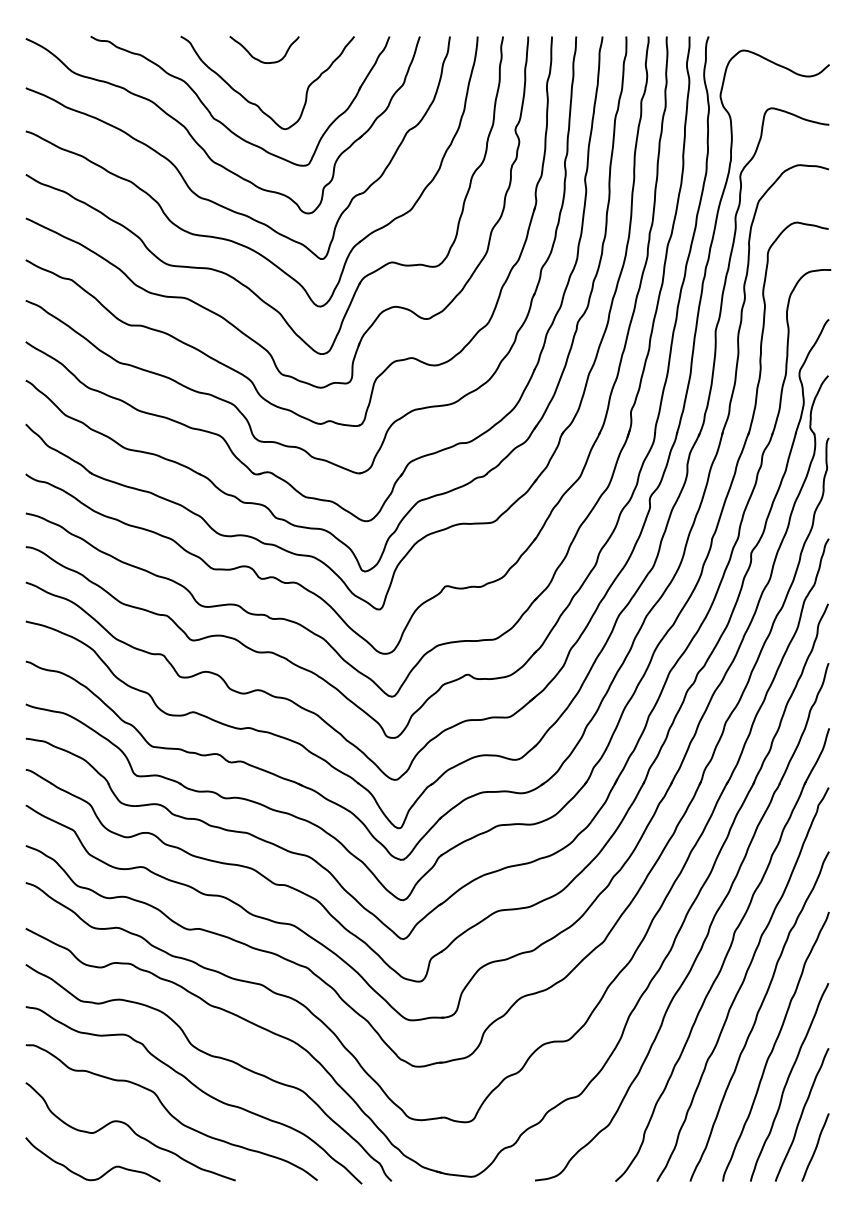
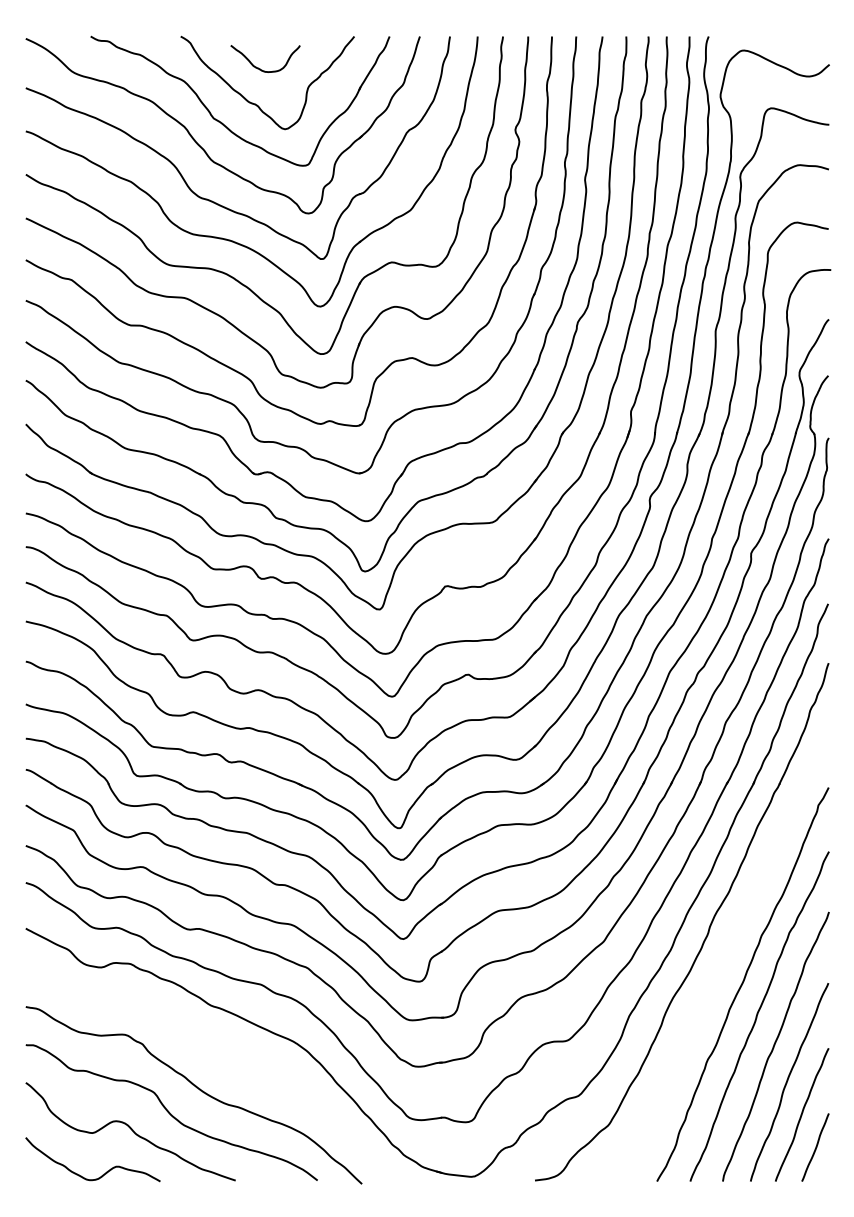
curve position: (259, 59) -> (260, 68) (260, 68)
part: present -> none (722, 954)
curve: present -> none (212, 1057)
